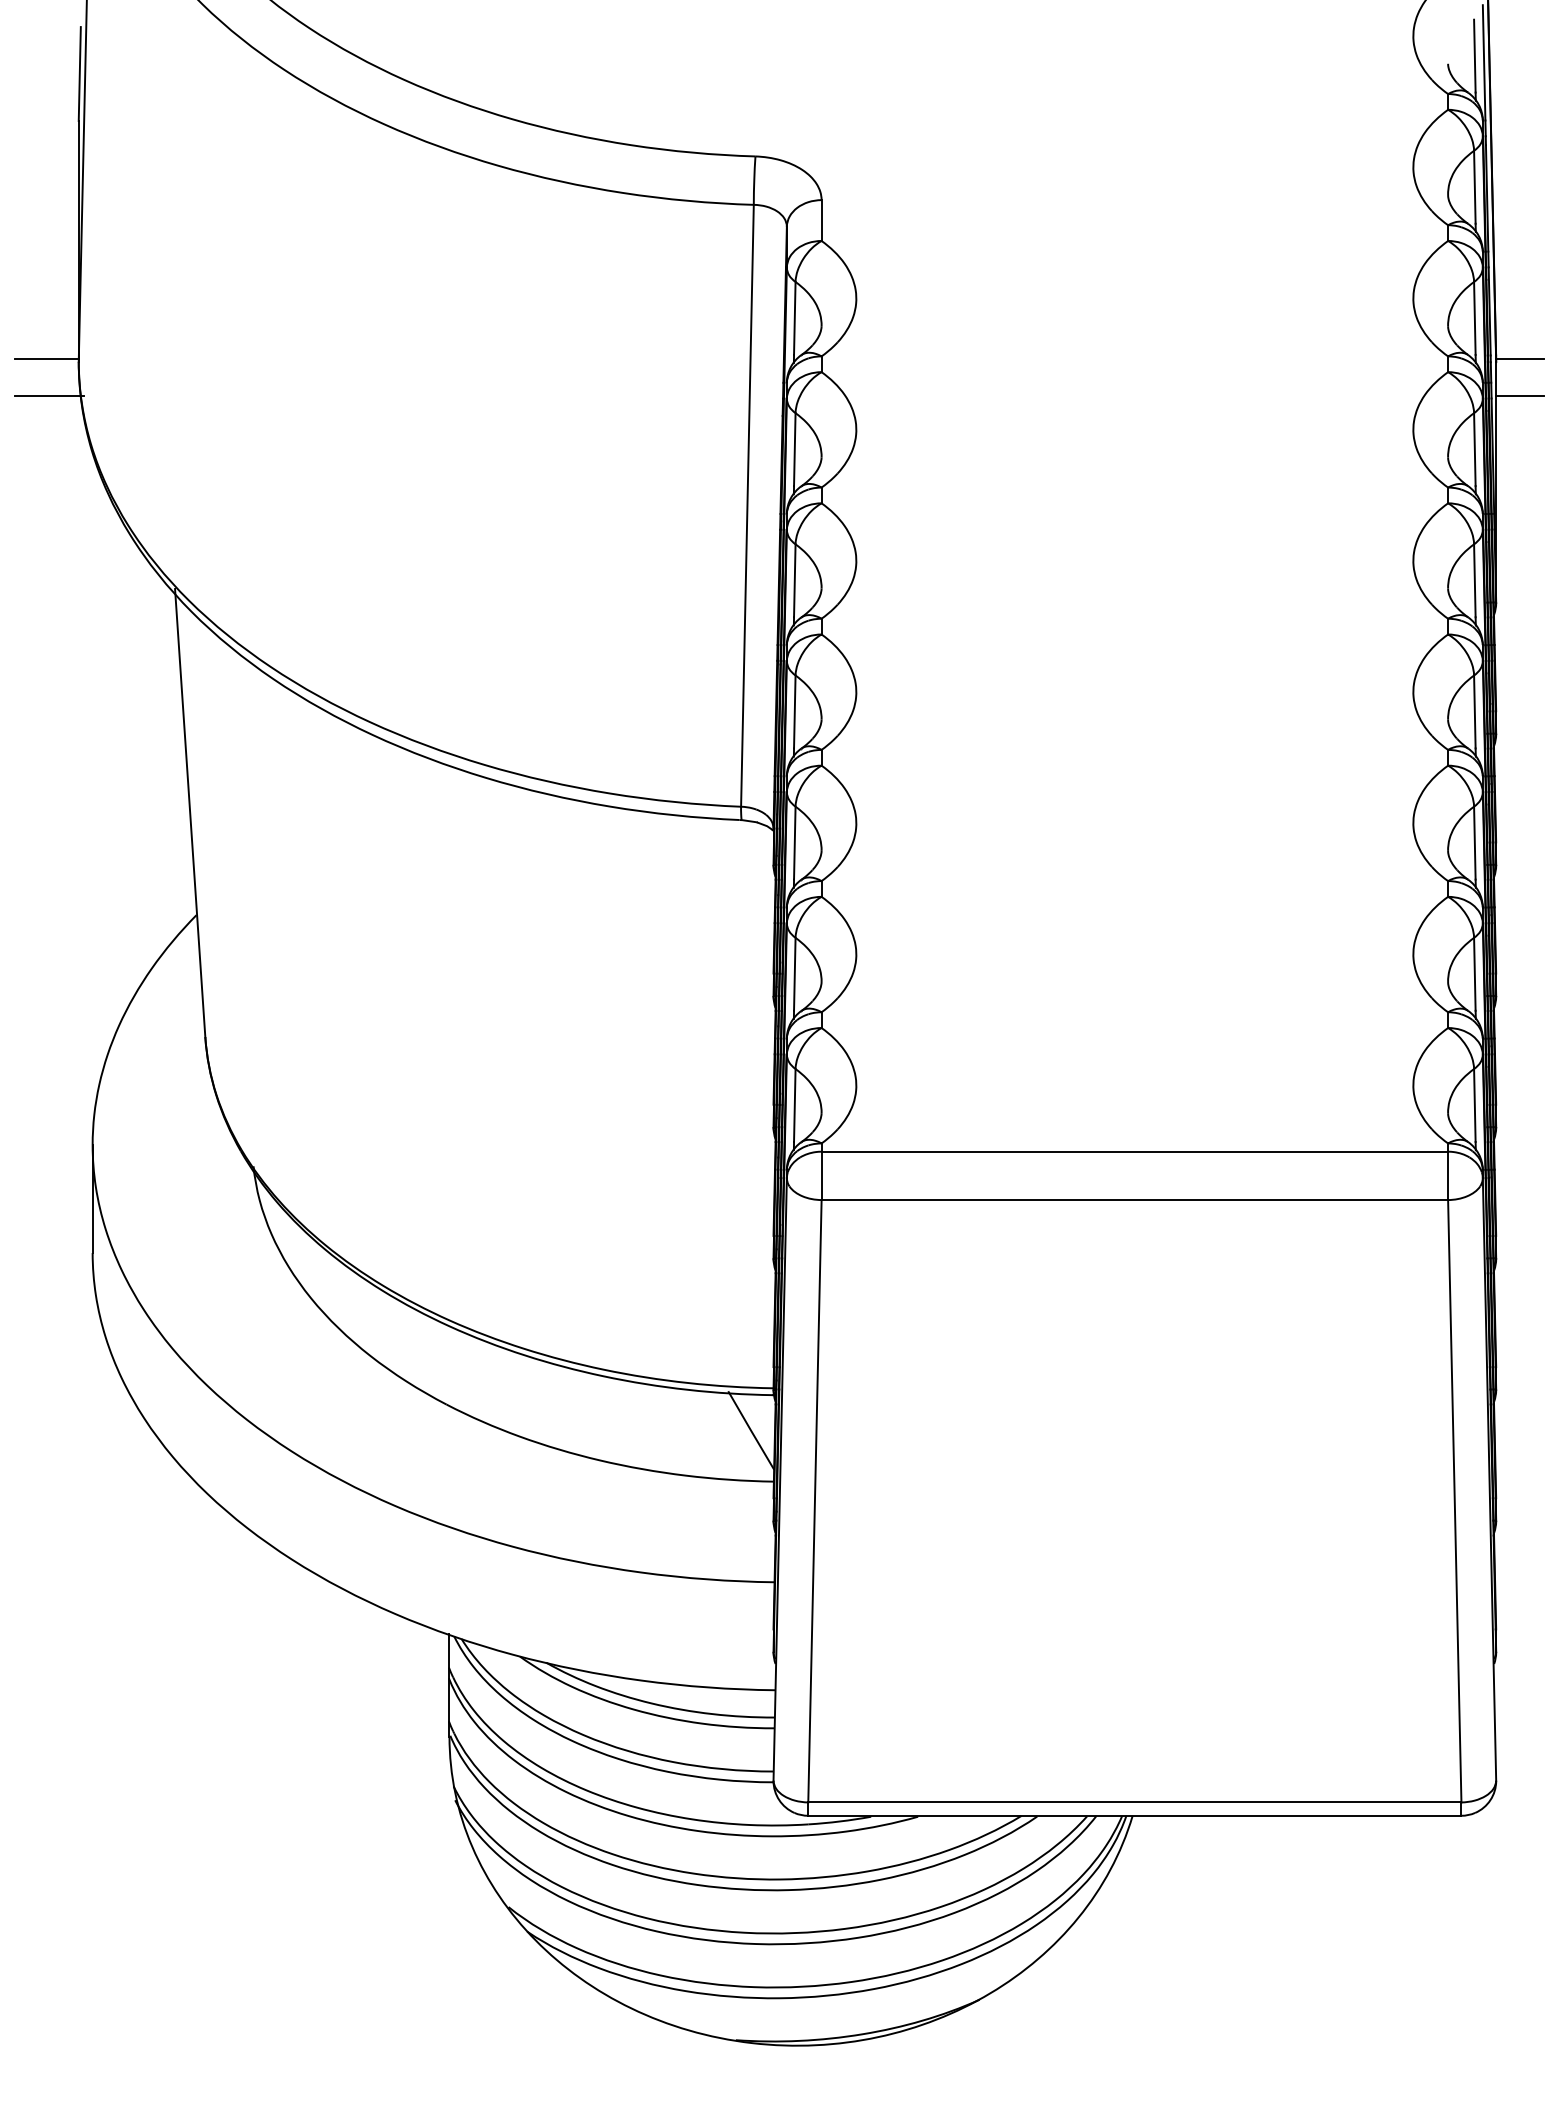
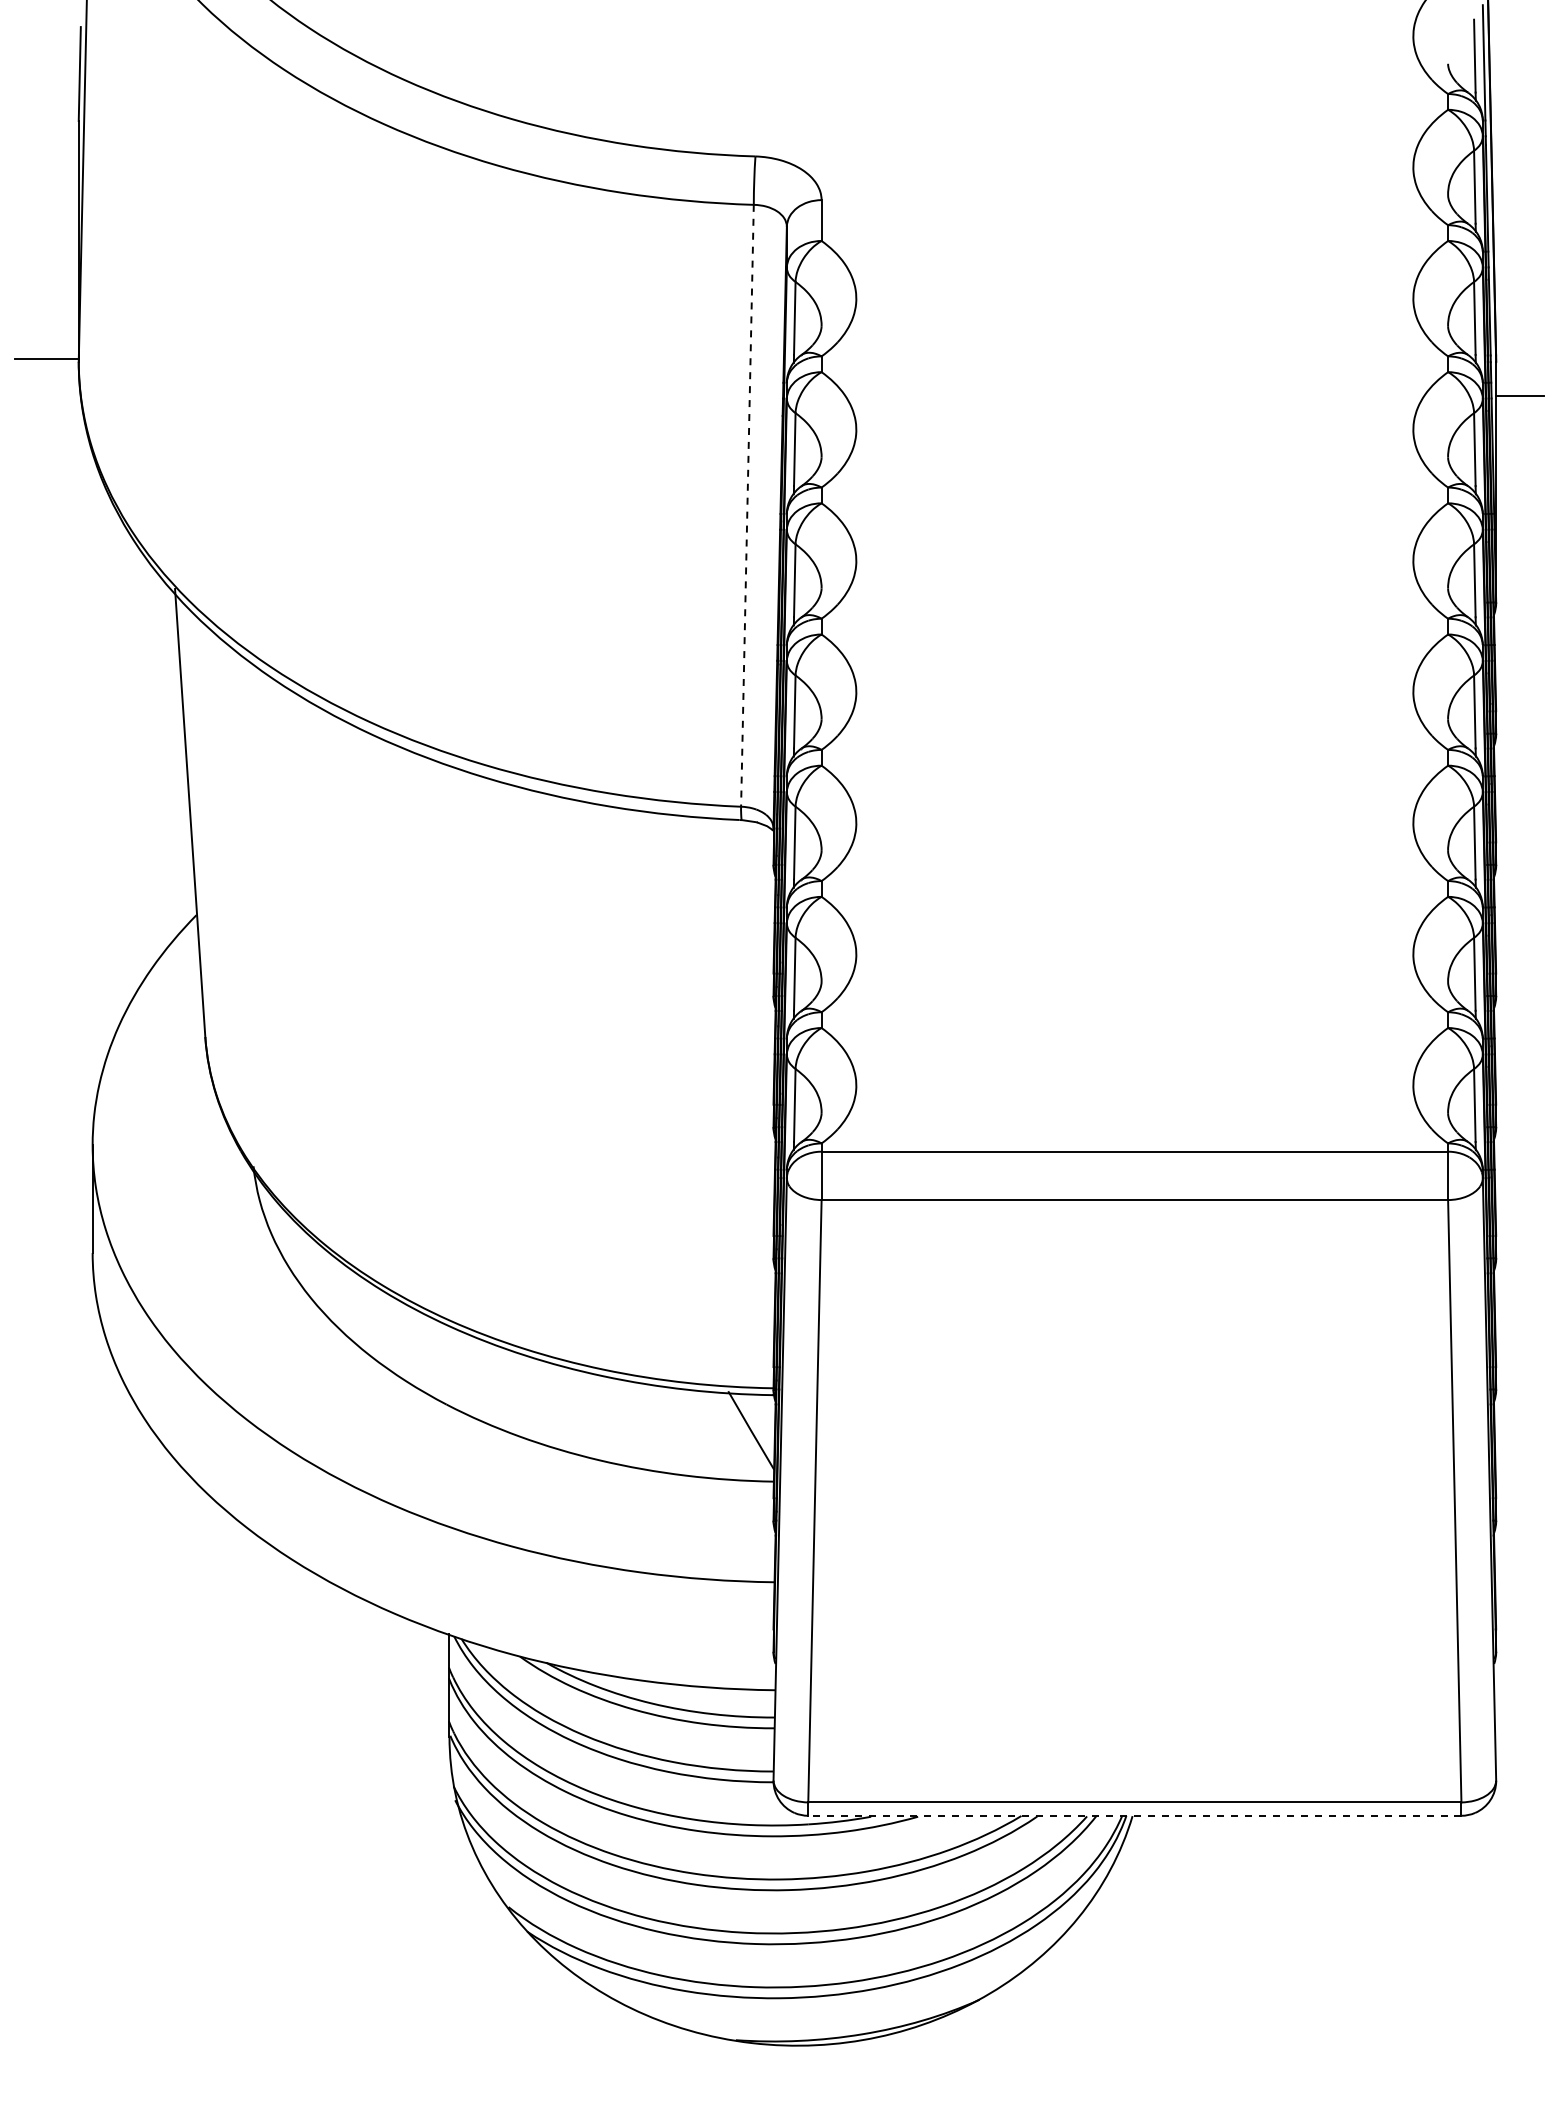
line: present -> none (1519, 358)
line: present -> none (49, 396)
line: solid -> dashed (747, 506)
line: solid -> dashed (1134, 1815)
